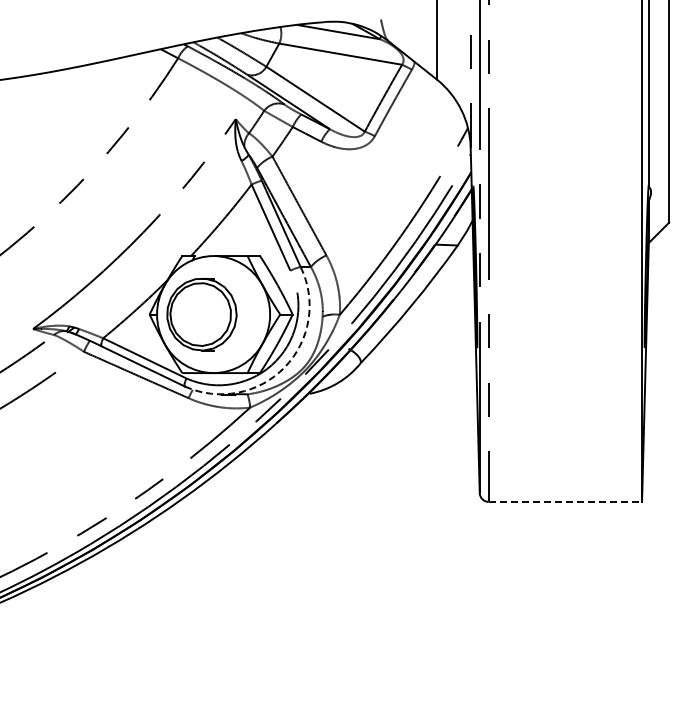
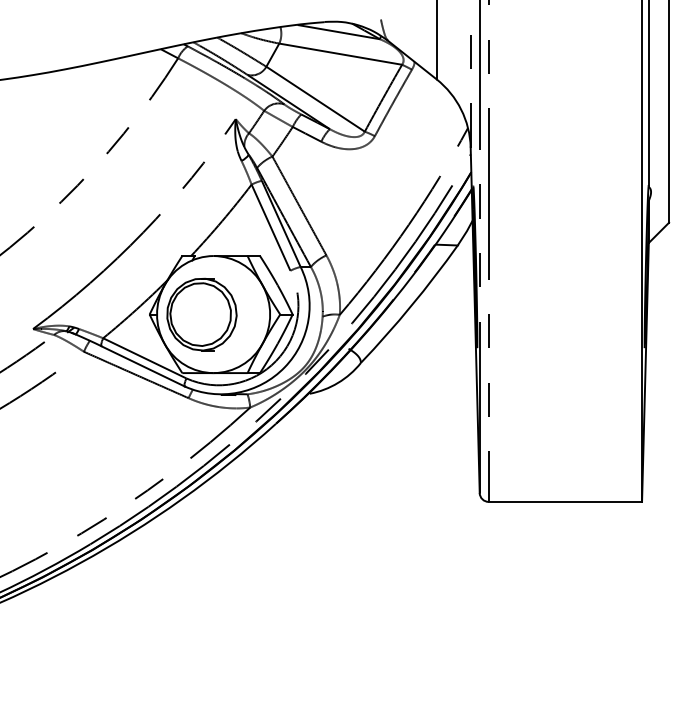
arc: dashed -> solid (284, 367)
line: dashed -> solid (565, 501)
